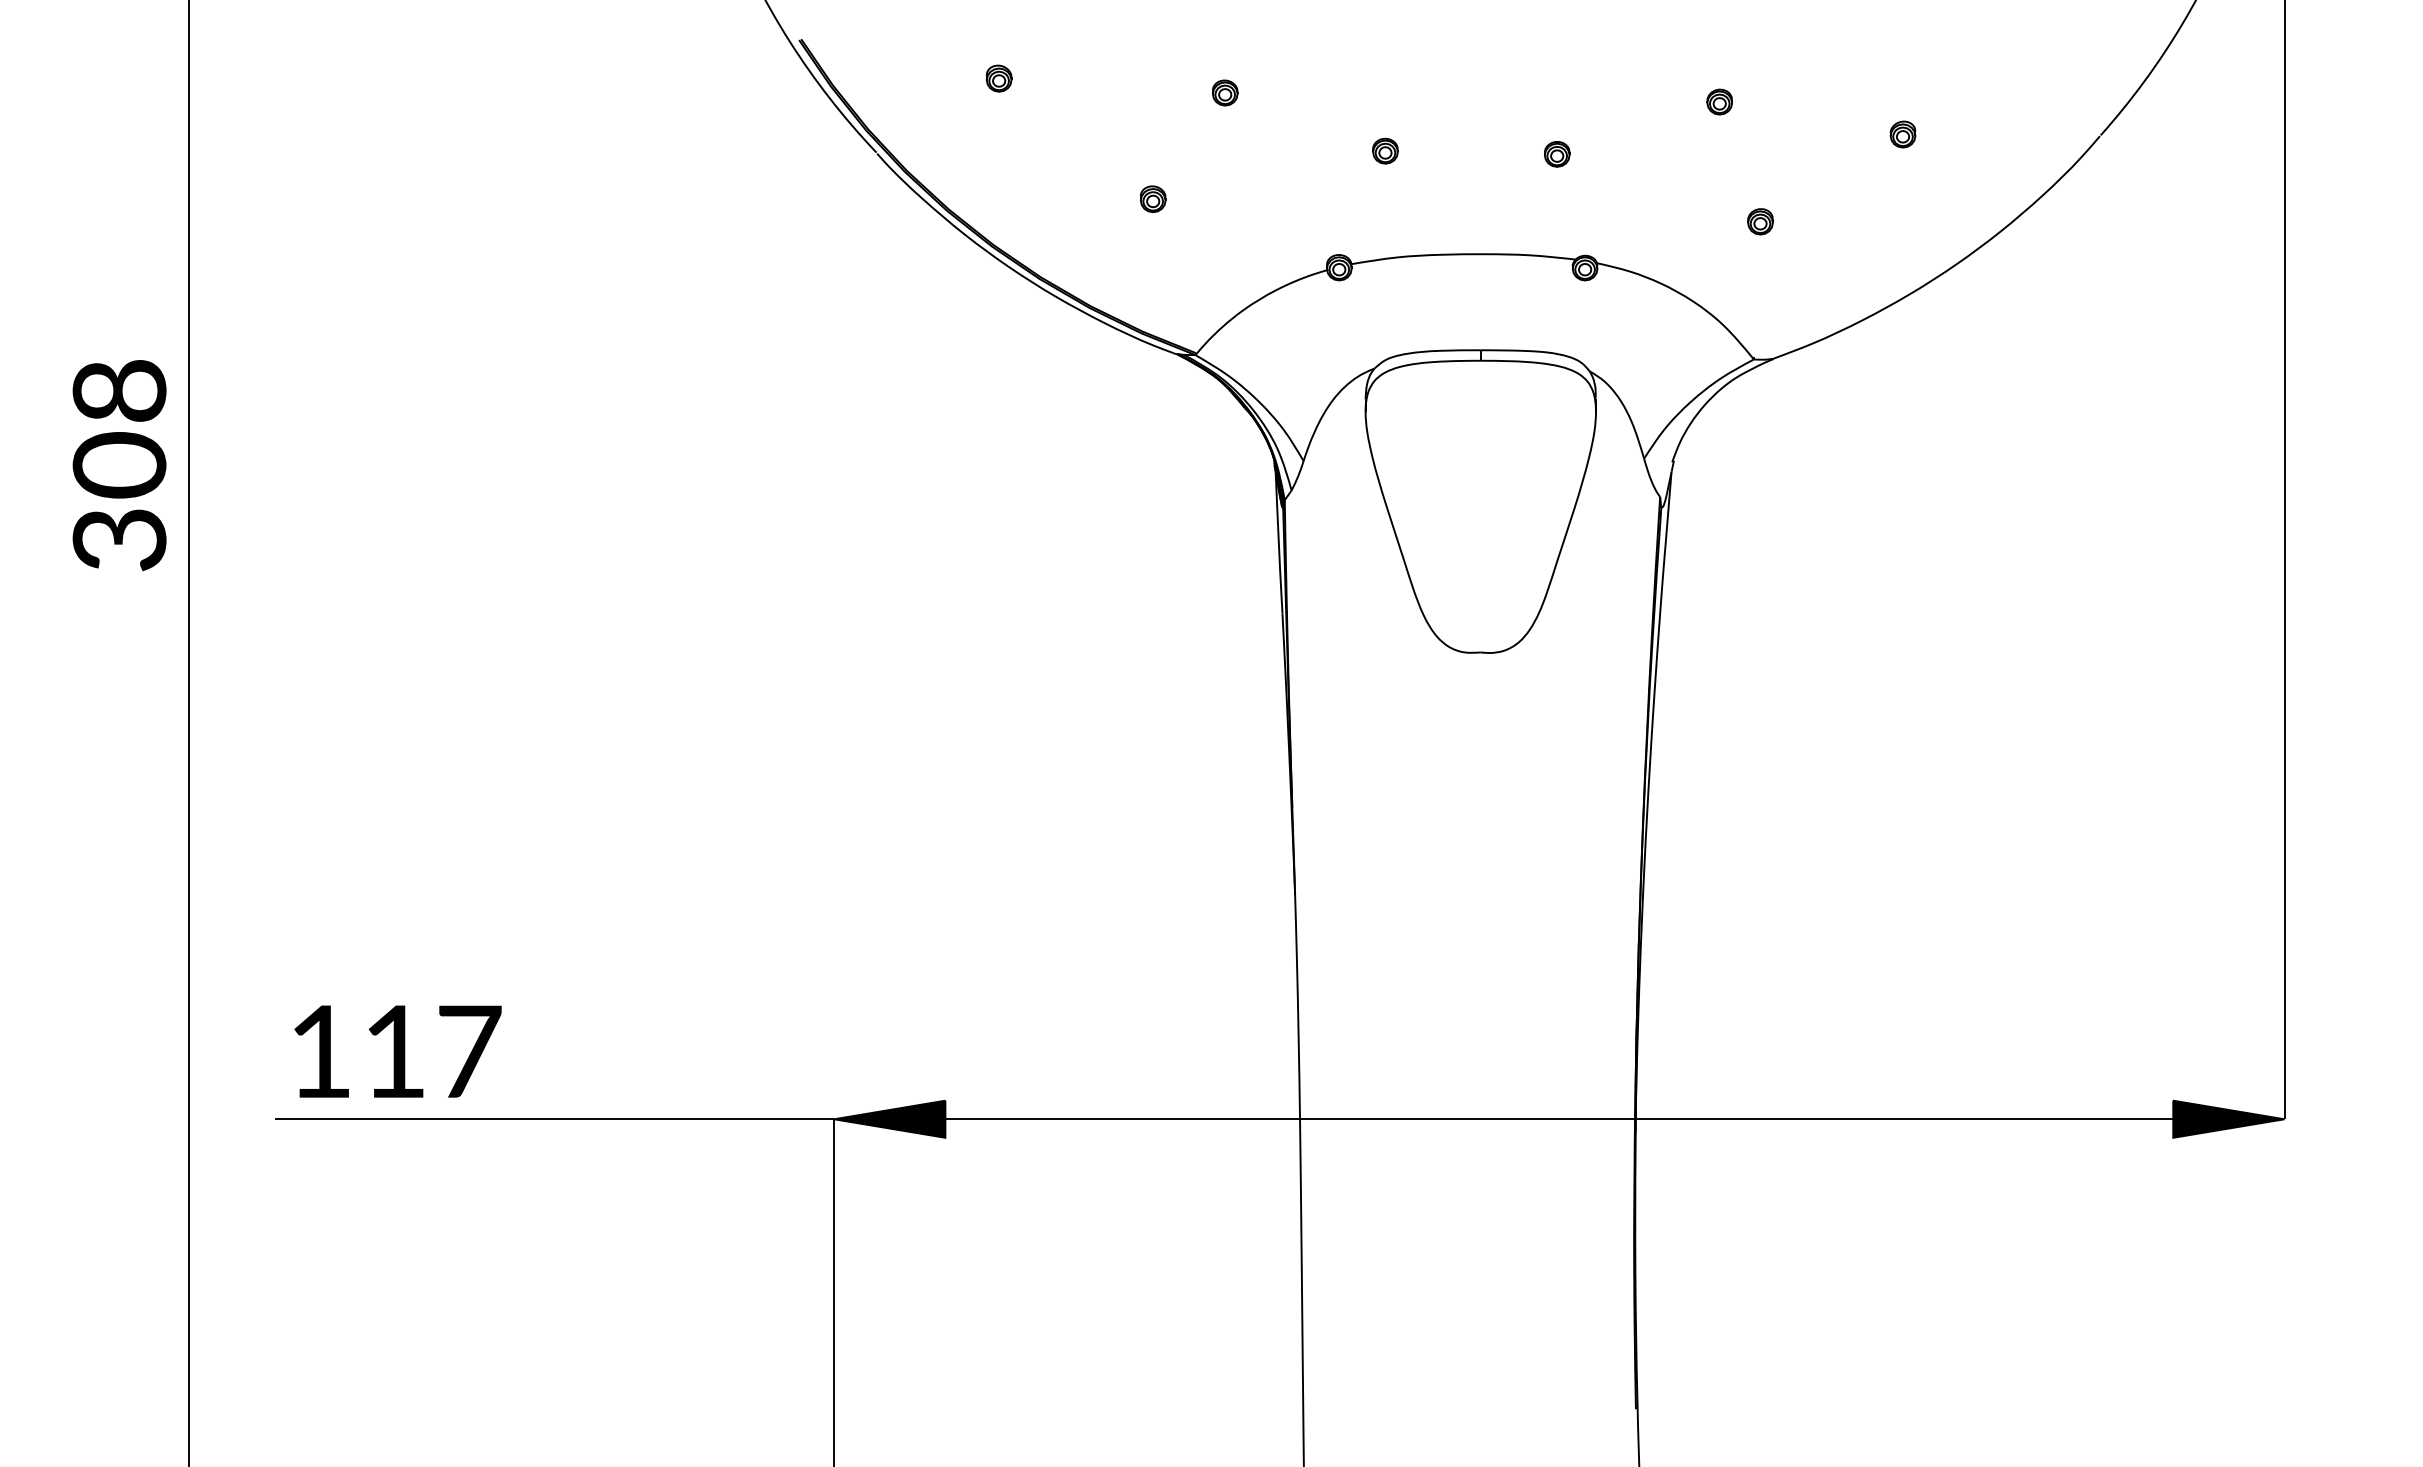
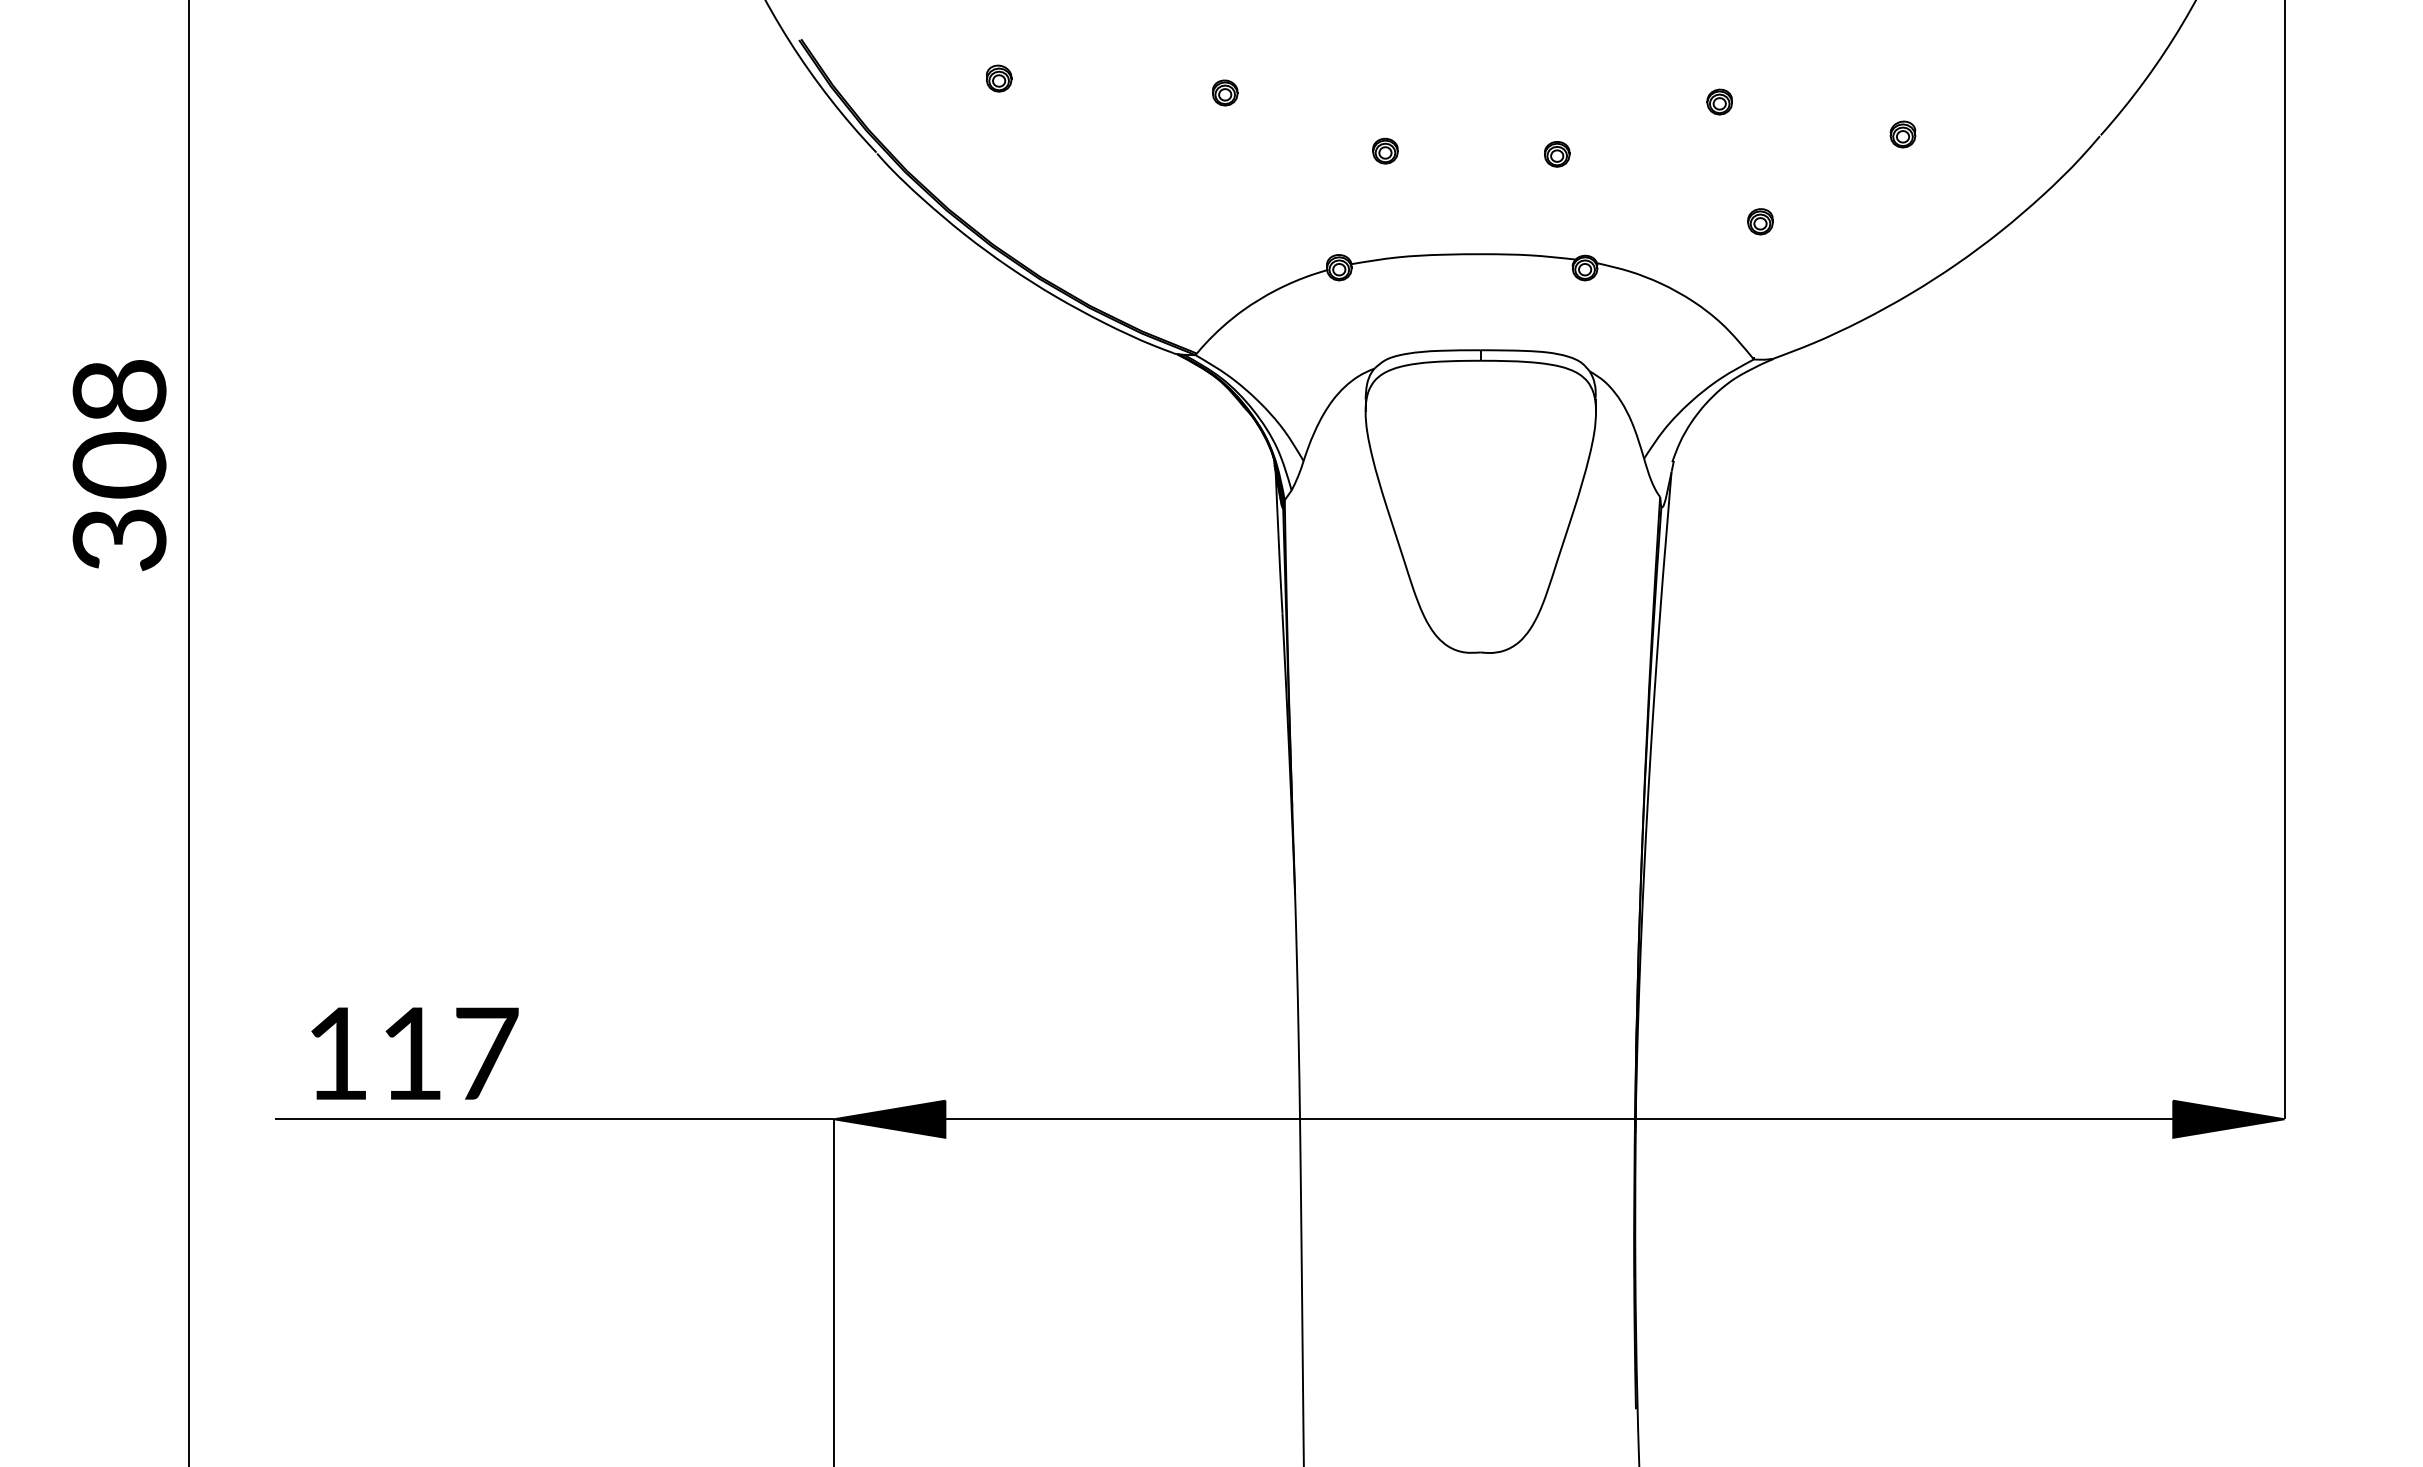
part: present -> none (1153, 199)
text position: (397, 1051) -> (414, 1053) (414, 1053)
